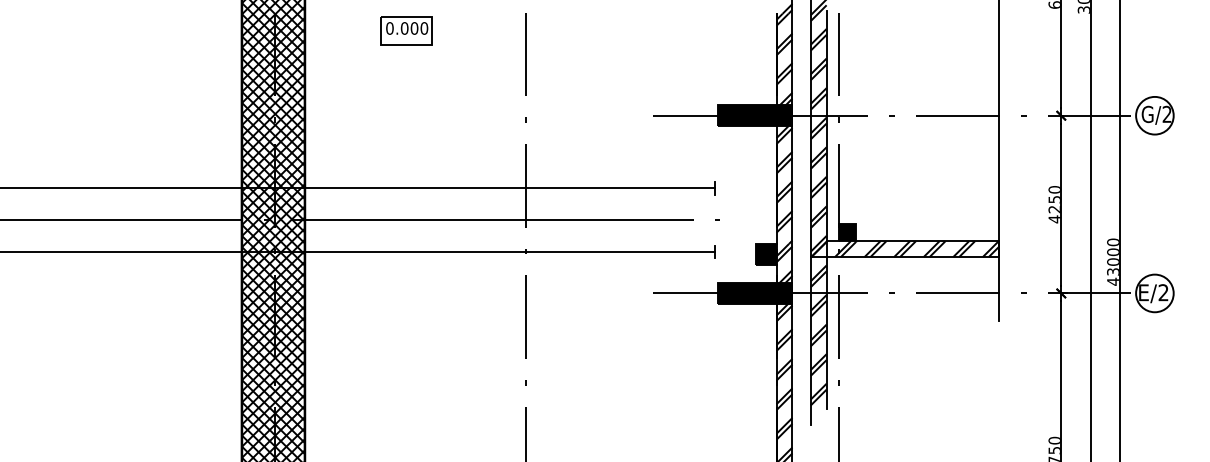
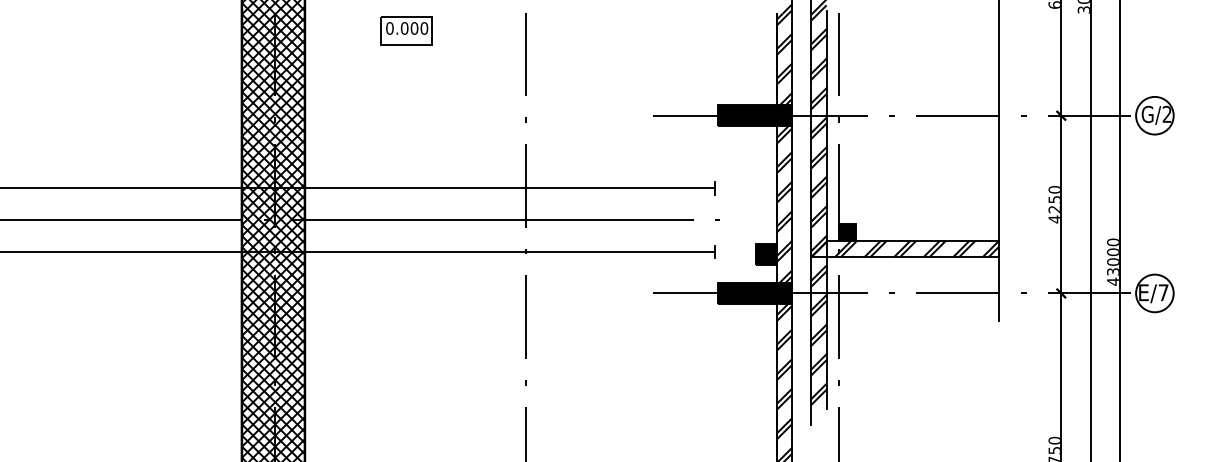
text: E/2 -> E/7 (1163, 292)
